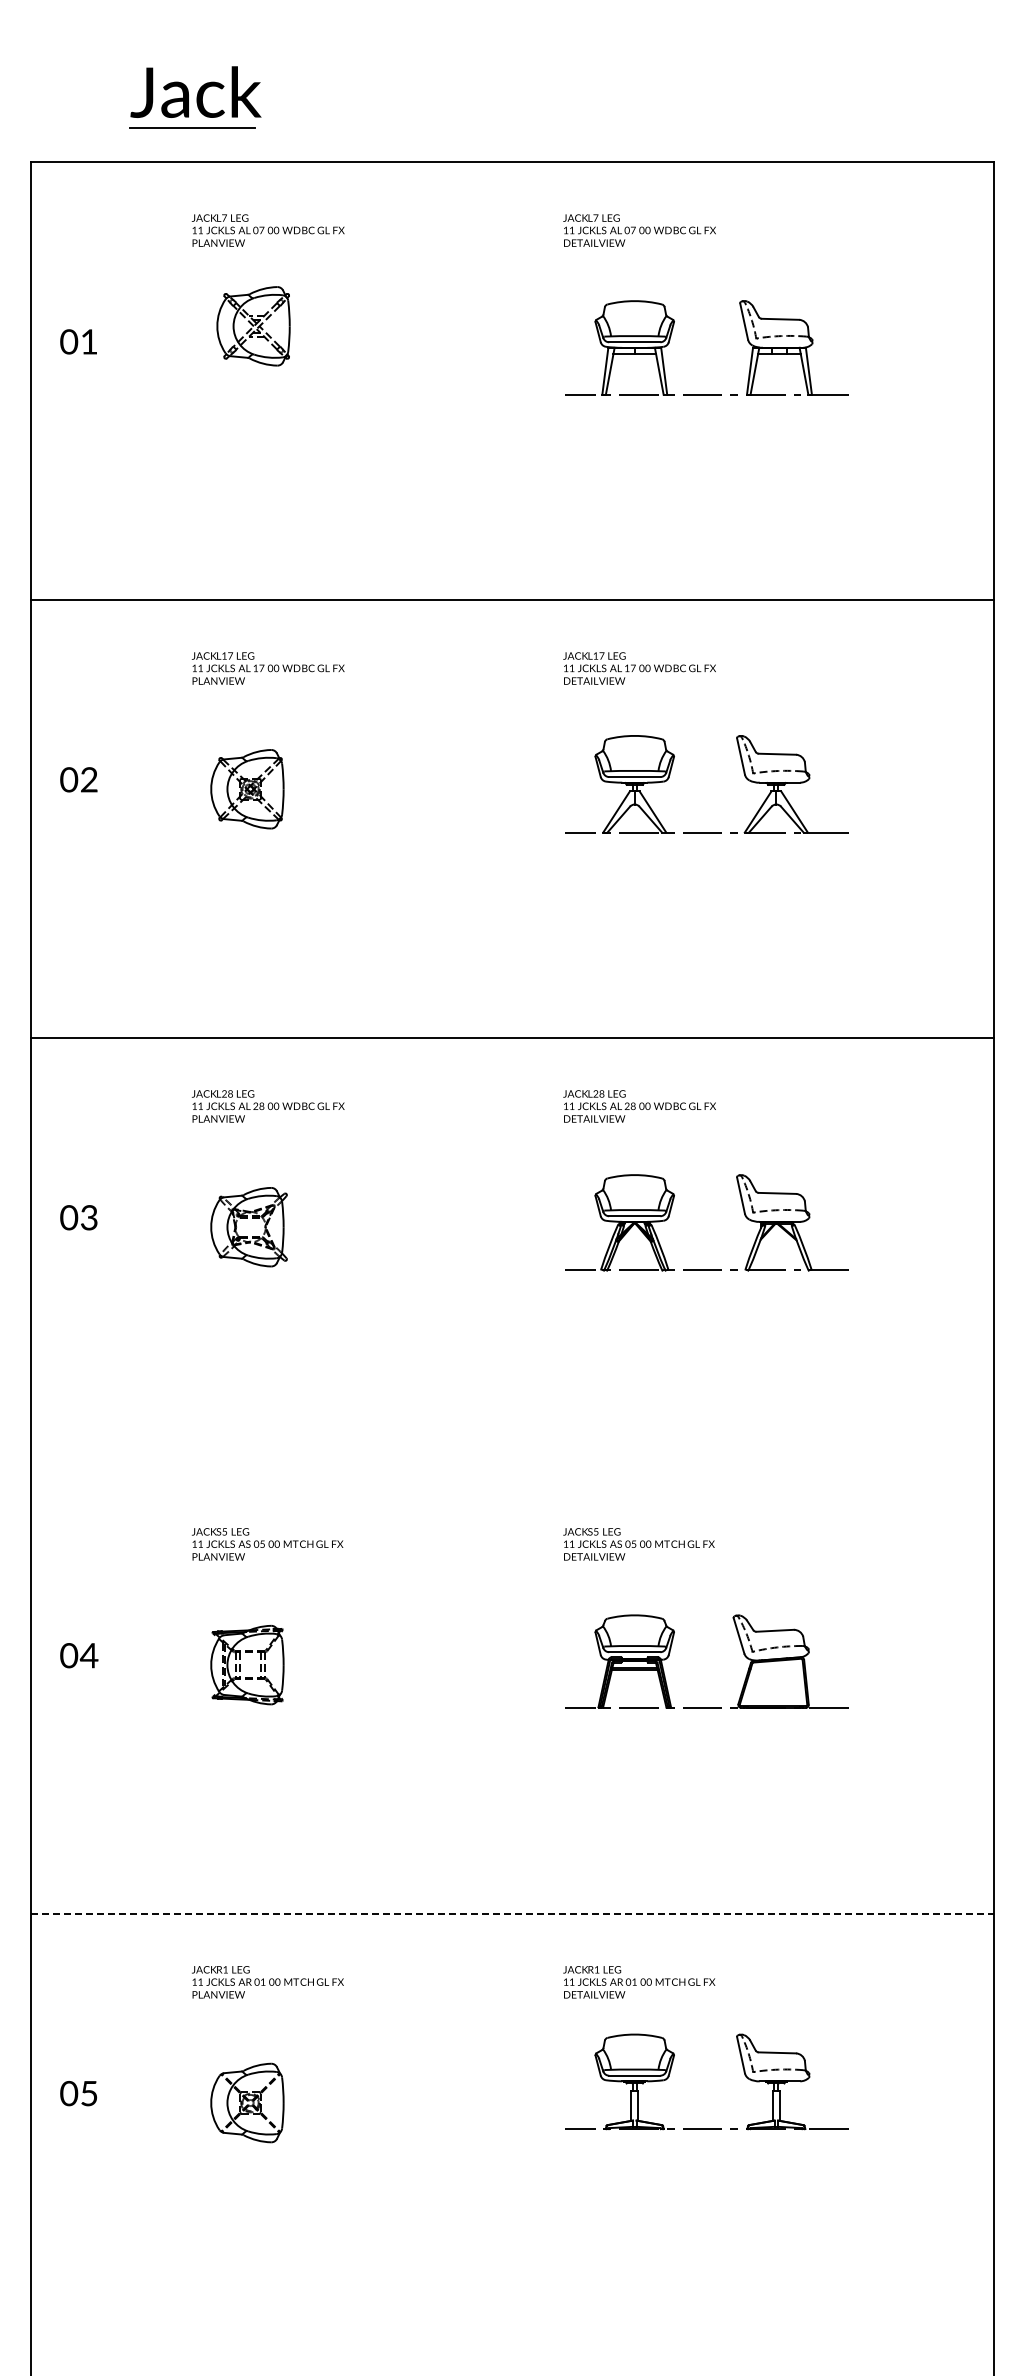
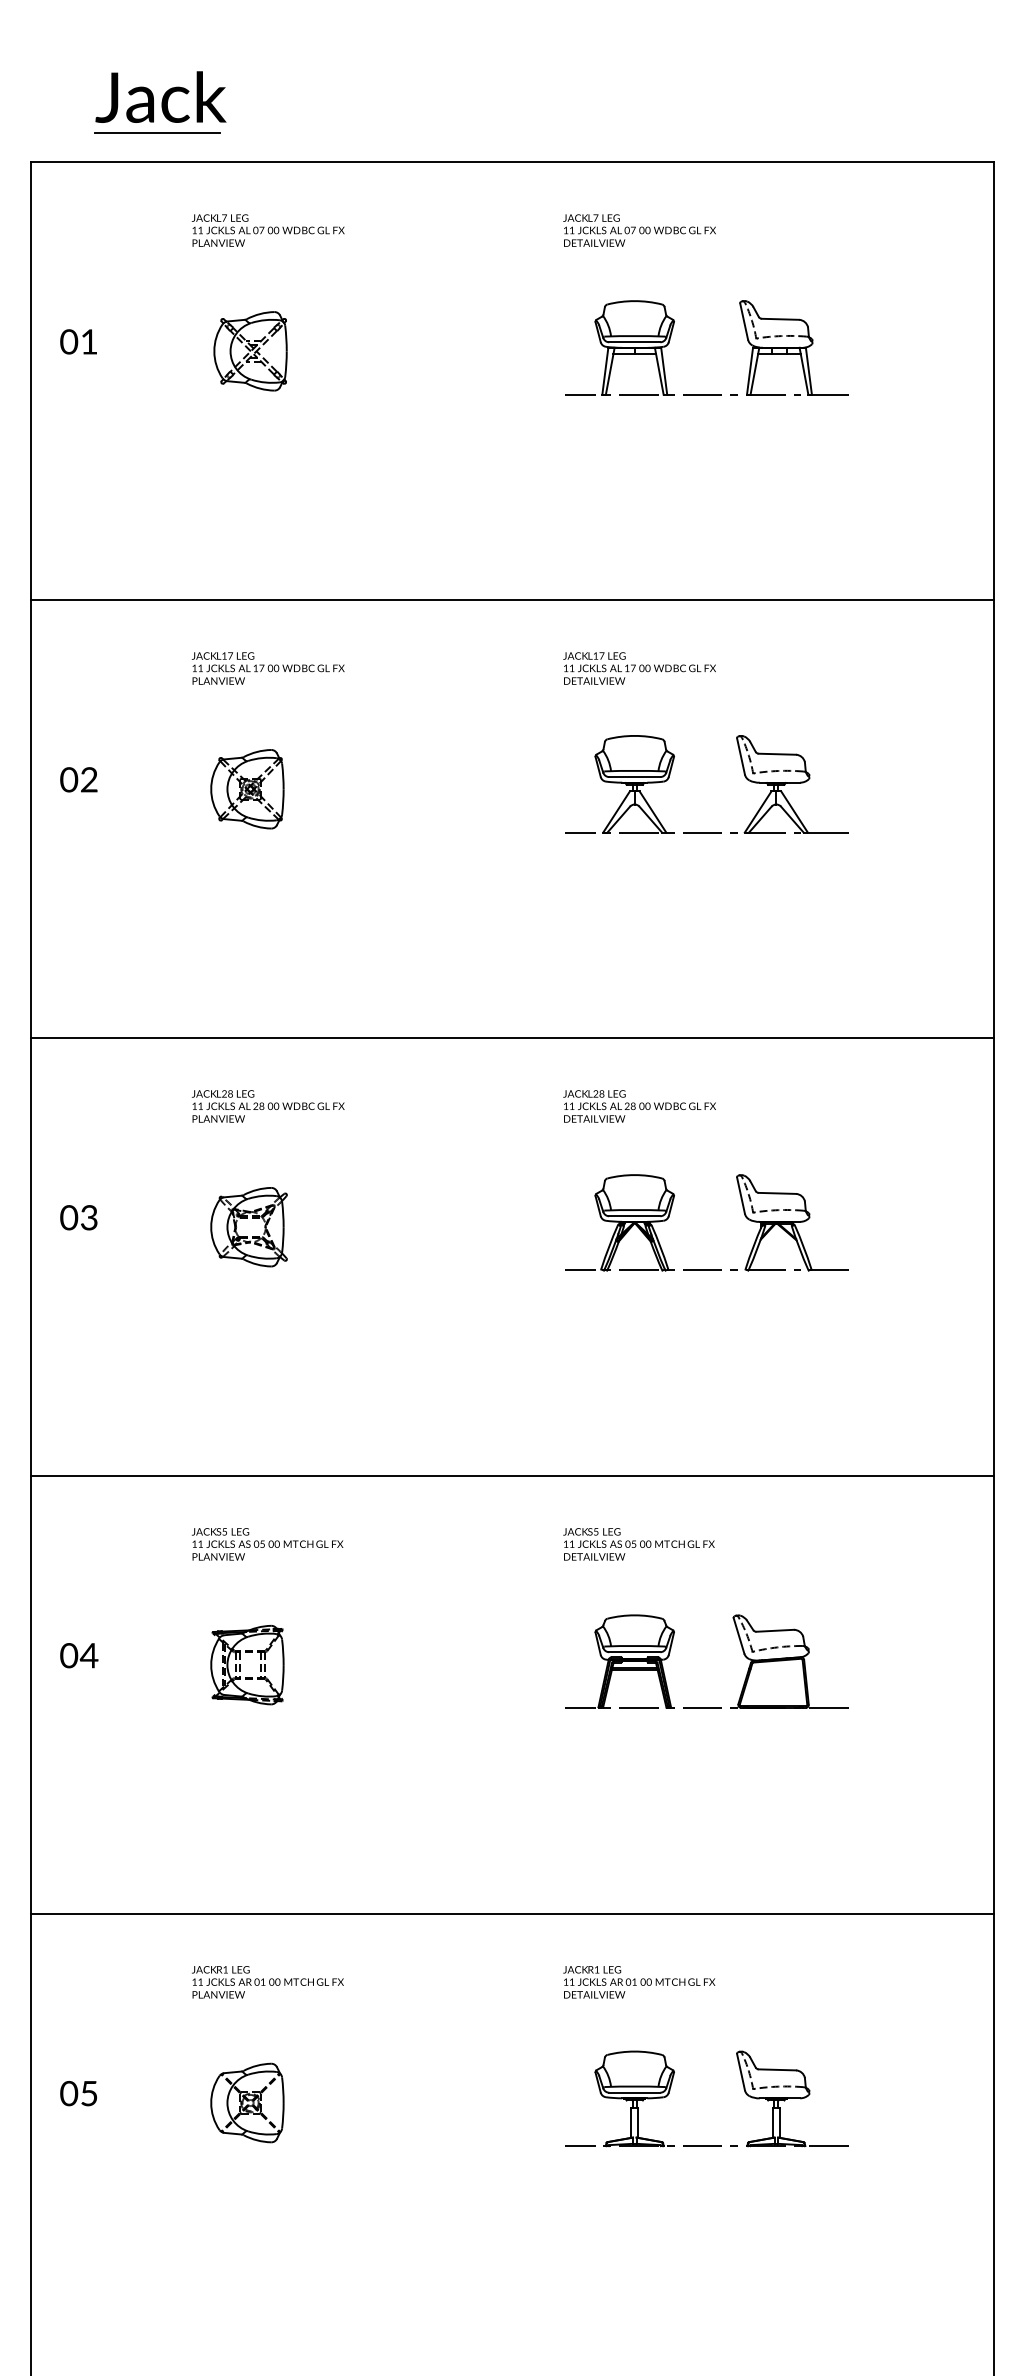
part position: (195, 97) -> (160, 102) (160, 102)
part position: (253, 326) -> (250, 351) (250, 351)
line: none -> present (512, 1475)
line: dashed -> solid (512, 1913)
part position: (671, 2070) -> (671, 2087) (671, 2087)
